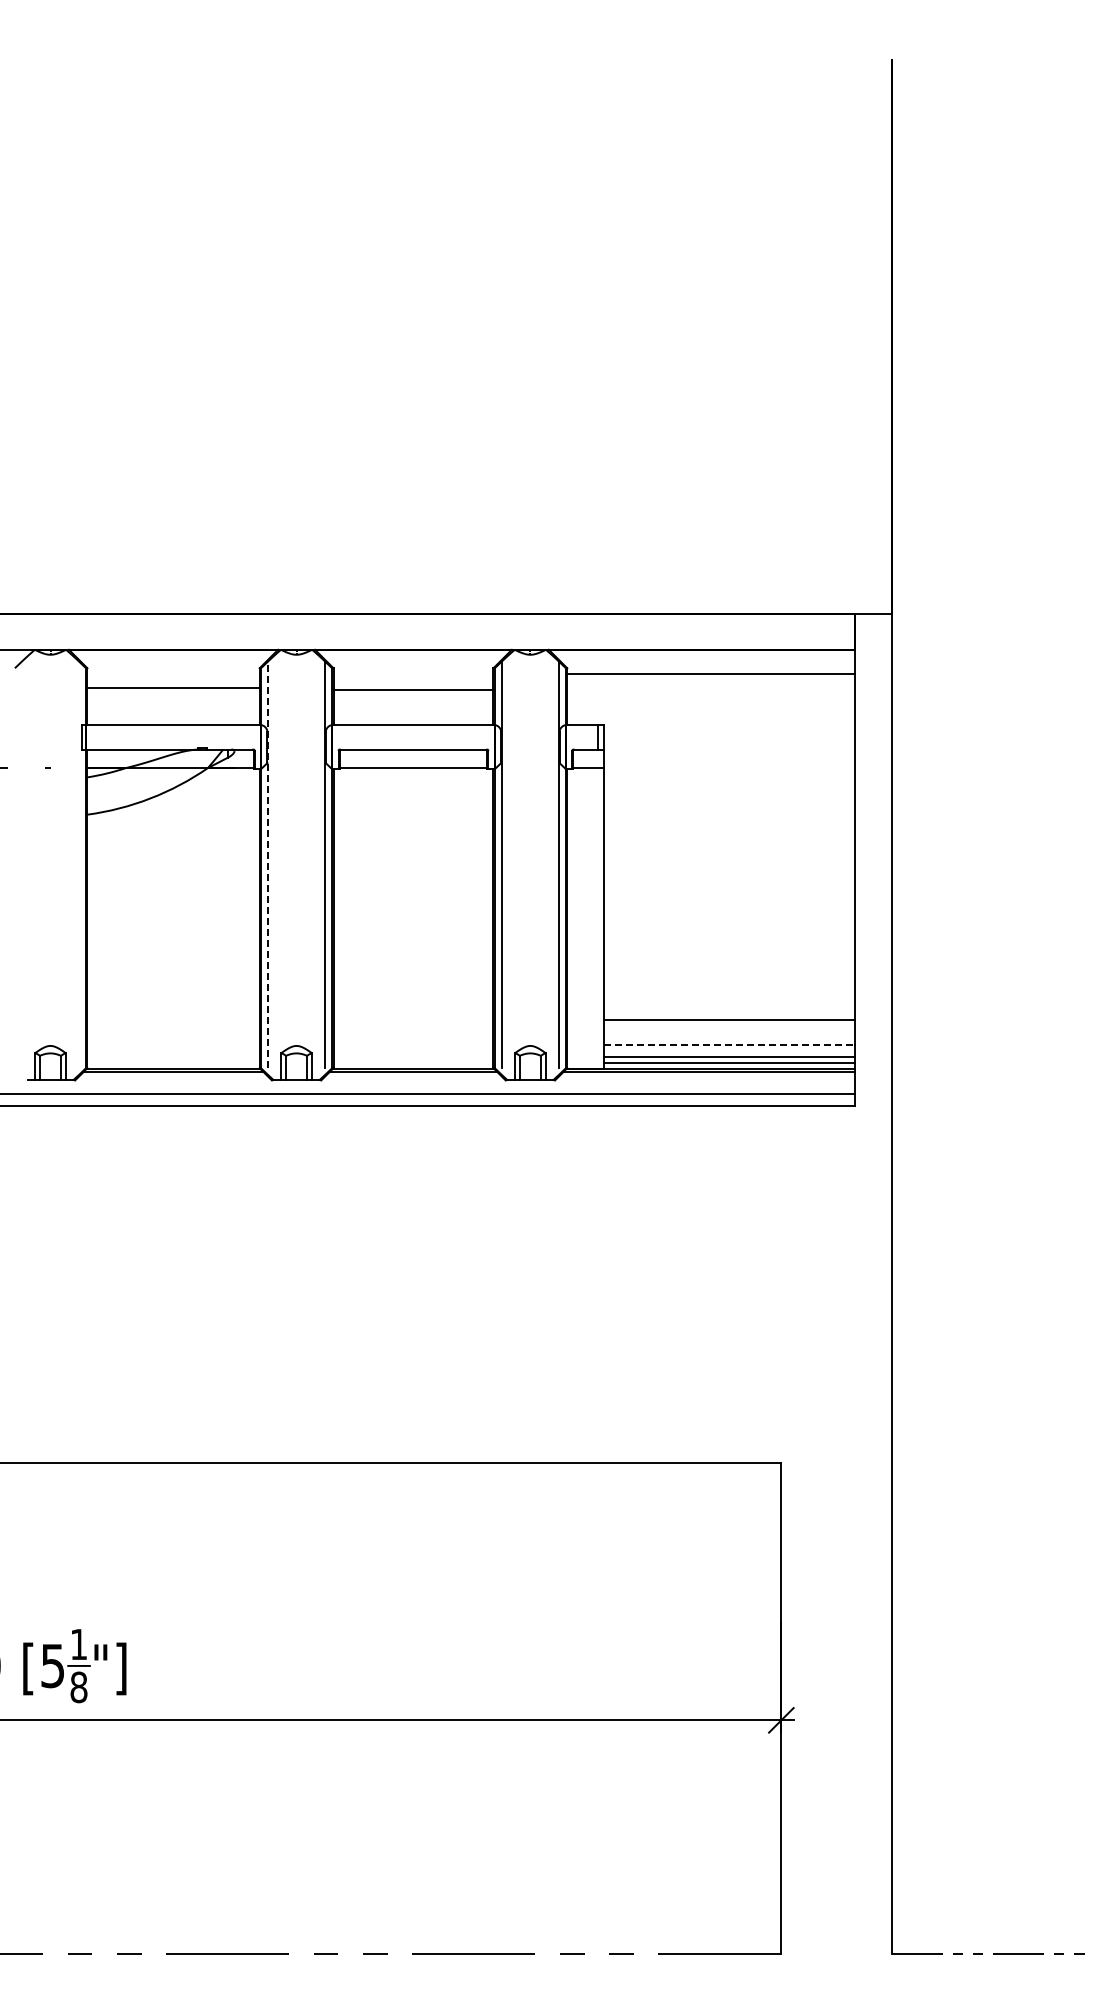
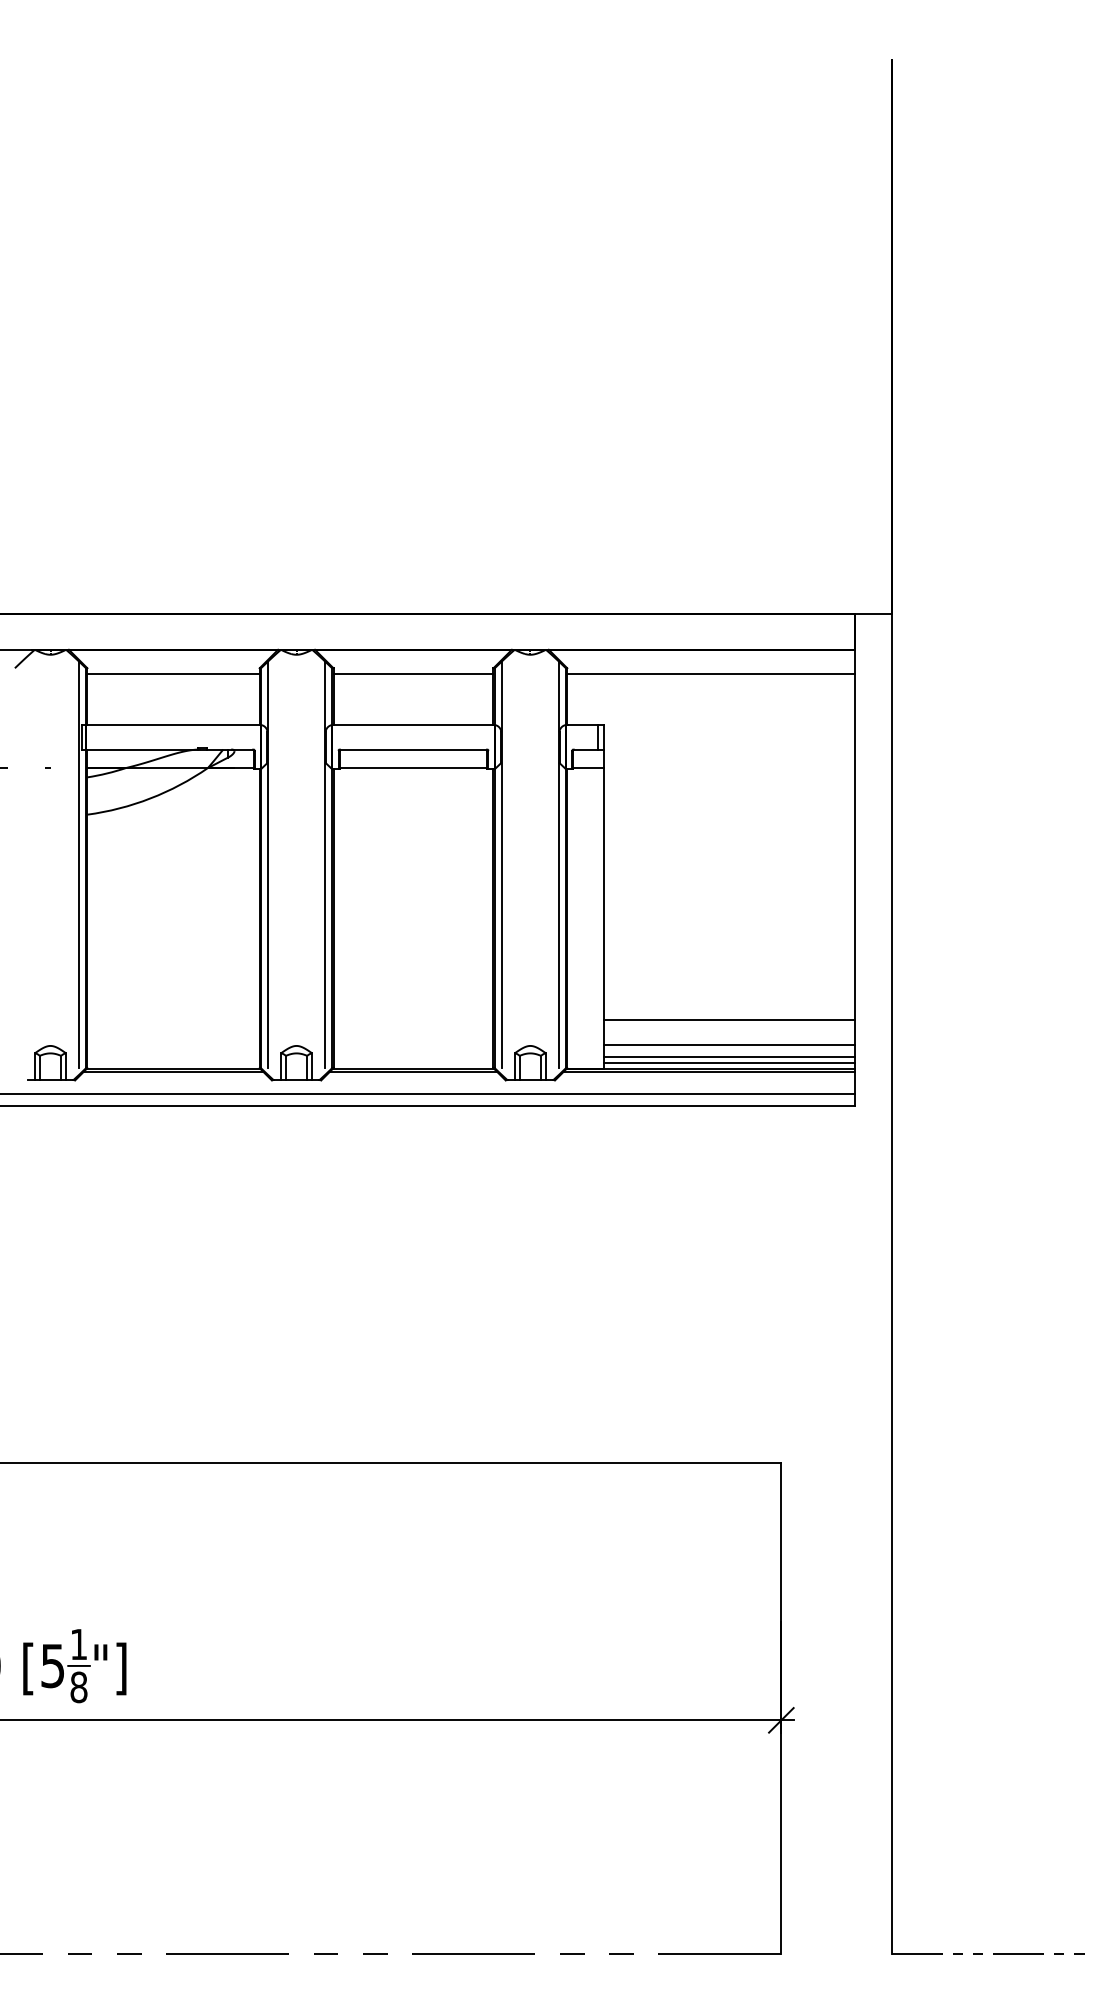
line position: (173, 688) -> (173, 674) (173, 674)
line position: (413, 690) -> (413, 674) (413, 674)
line: none -> present (79, 864)
line: dashed -> solid (267, 864)
line: dashed -> solid (729, 1044)
